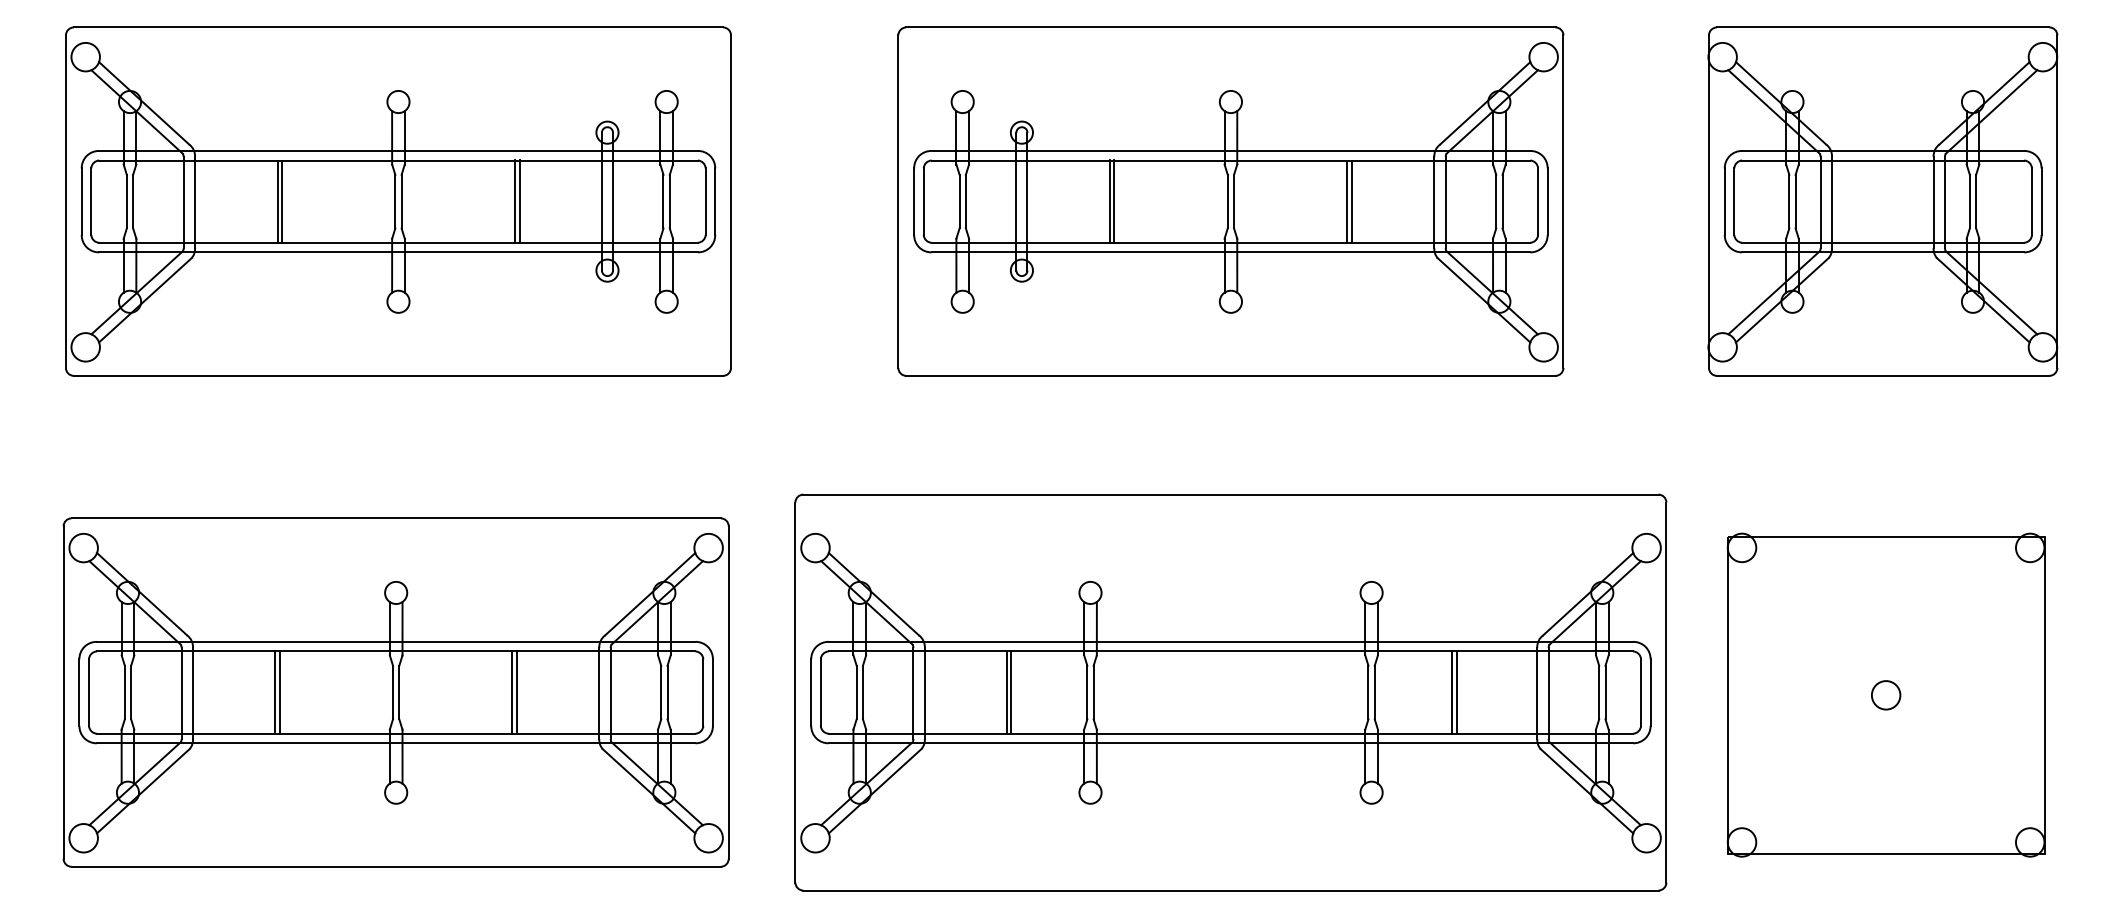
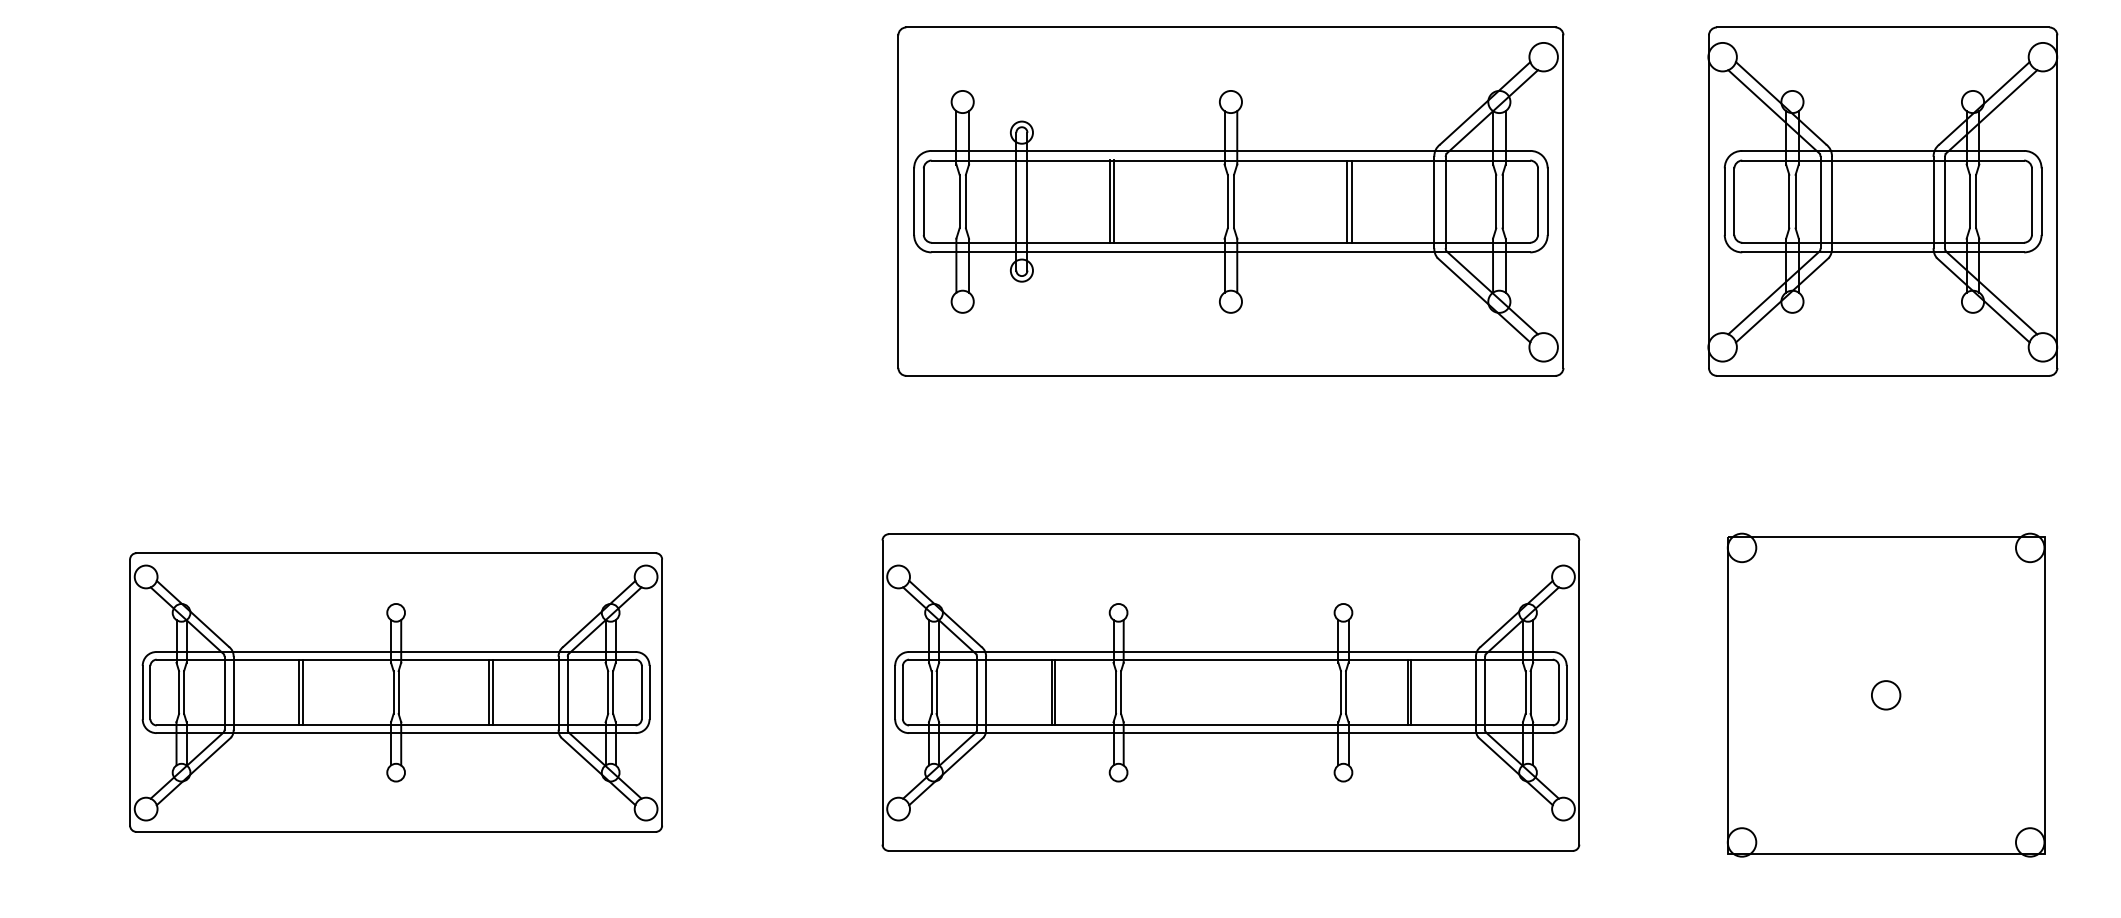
part: present -> none (398, 201)
part size: 668x351 px -> 534x281 px (395, 692)
part size: 874x399 px -> 700x319 px (1230, 692)
